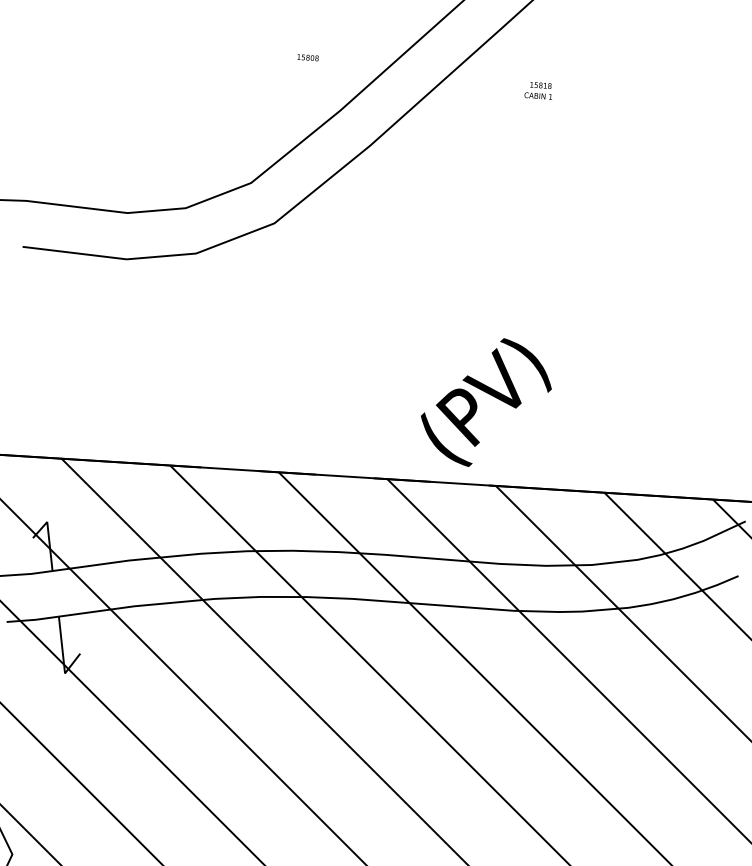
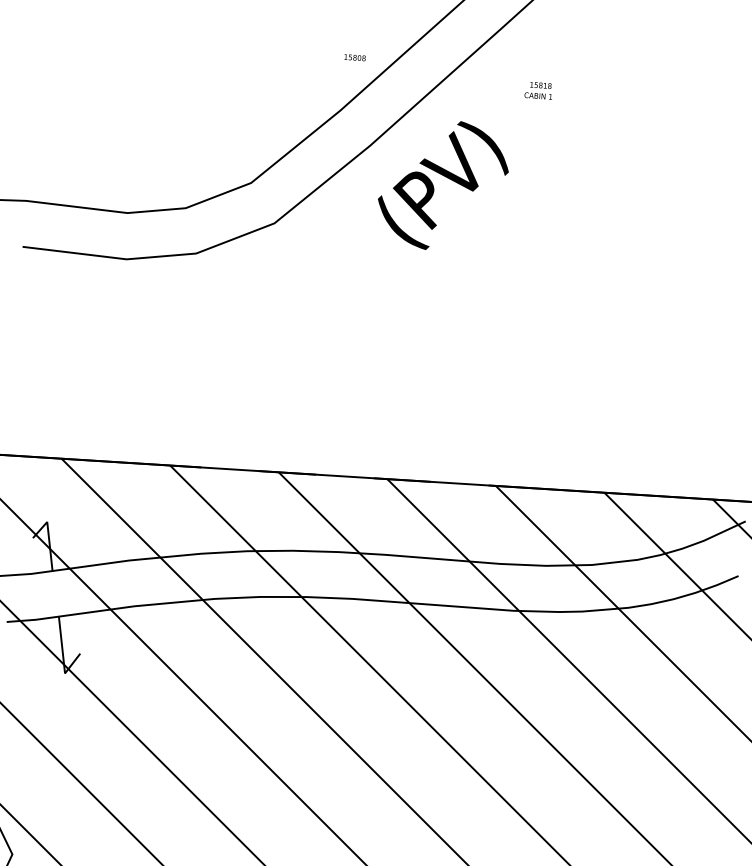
text position: (307, 57) -> (354, 57) (354, 57)
text position: (486, 402) -> (443, 185) (443, 185)
